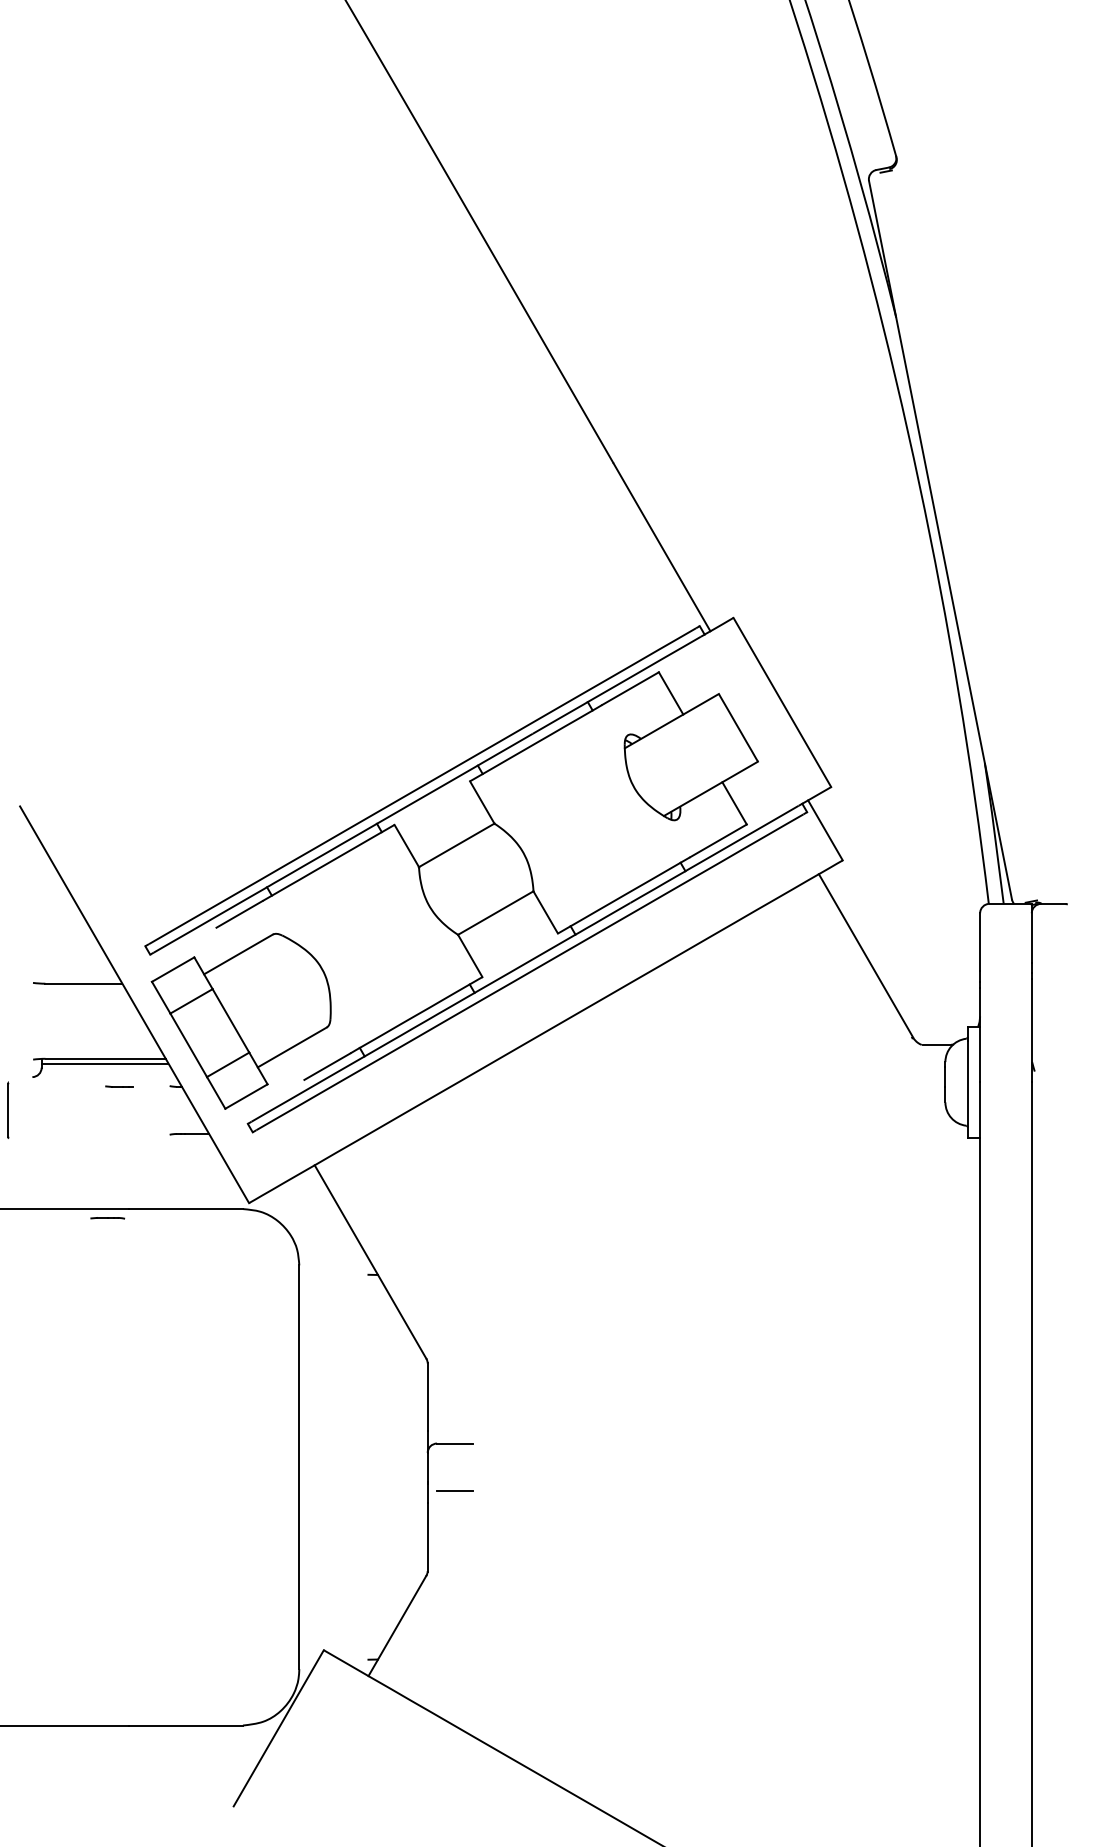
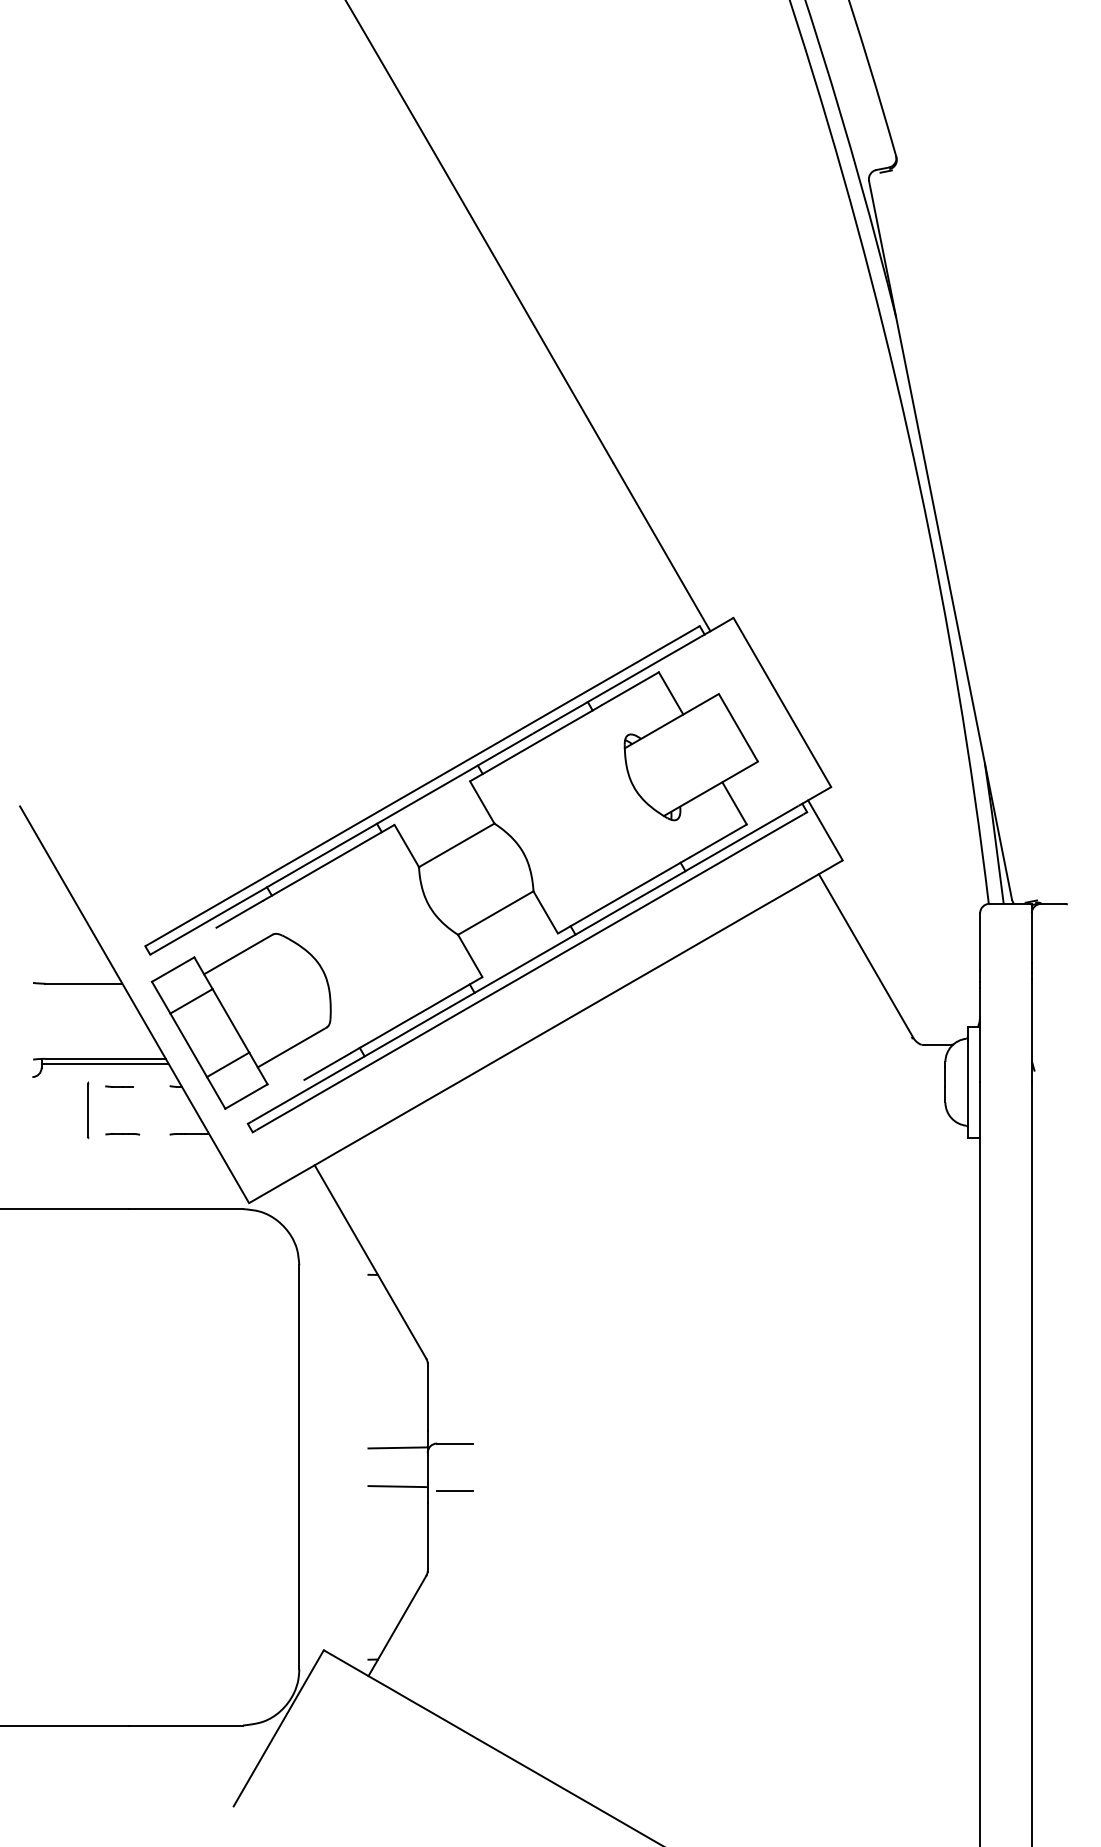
line position: (8, 1109) -> (88, 1109) (88, 1109)
line position: (107, 1218) -> (122, 1134) (122, 1134)
line: none -> present (397, 1447)
line: none -> present (397, 1486)
